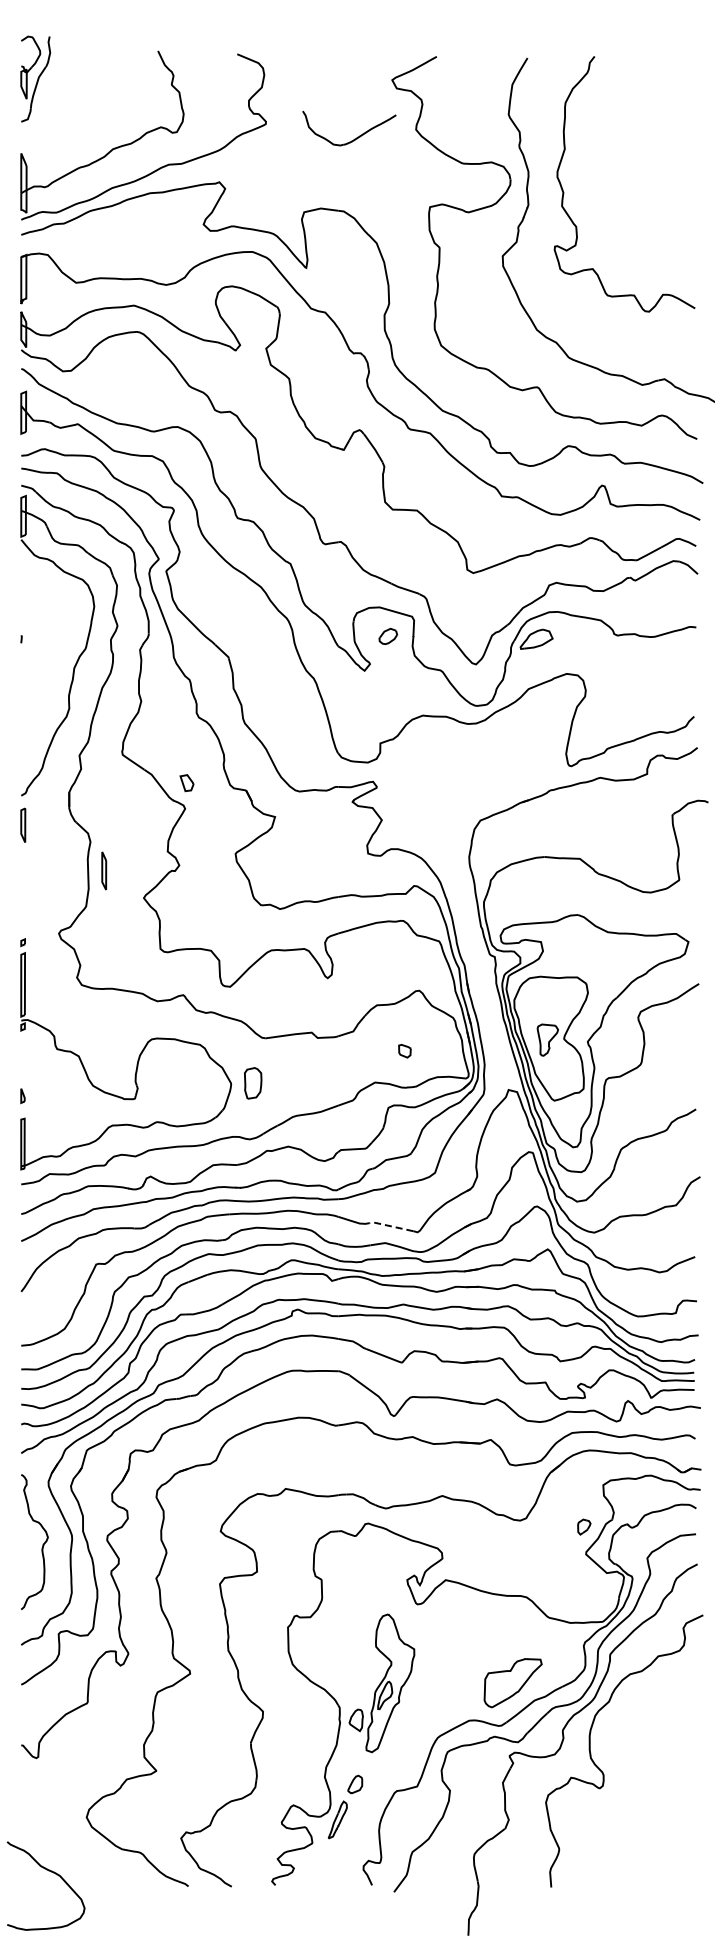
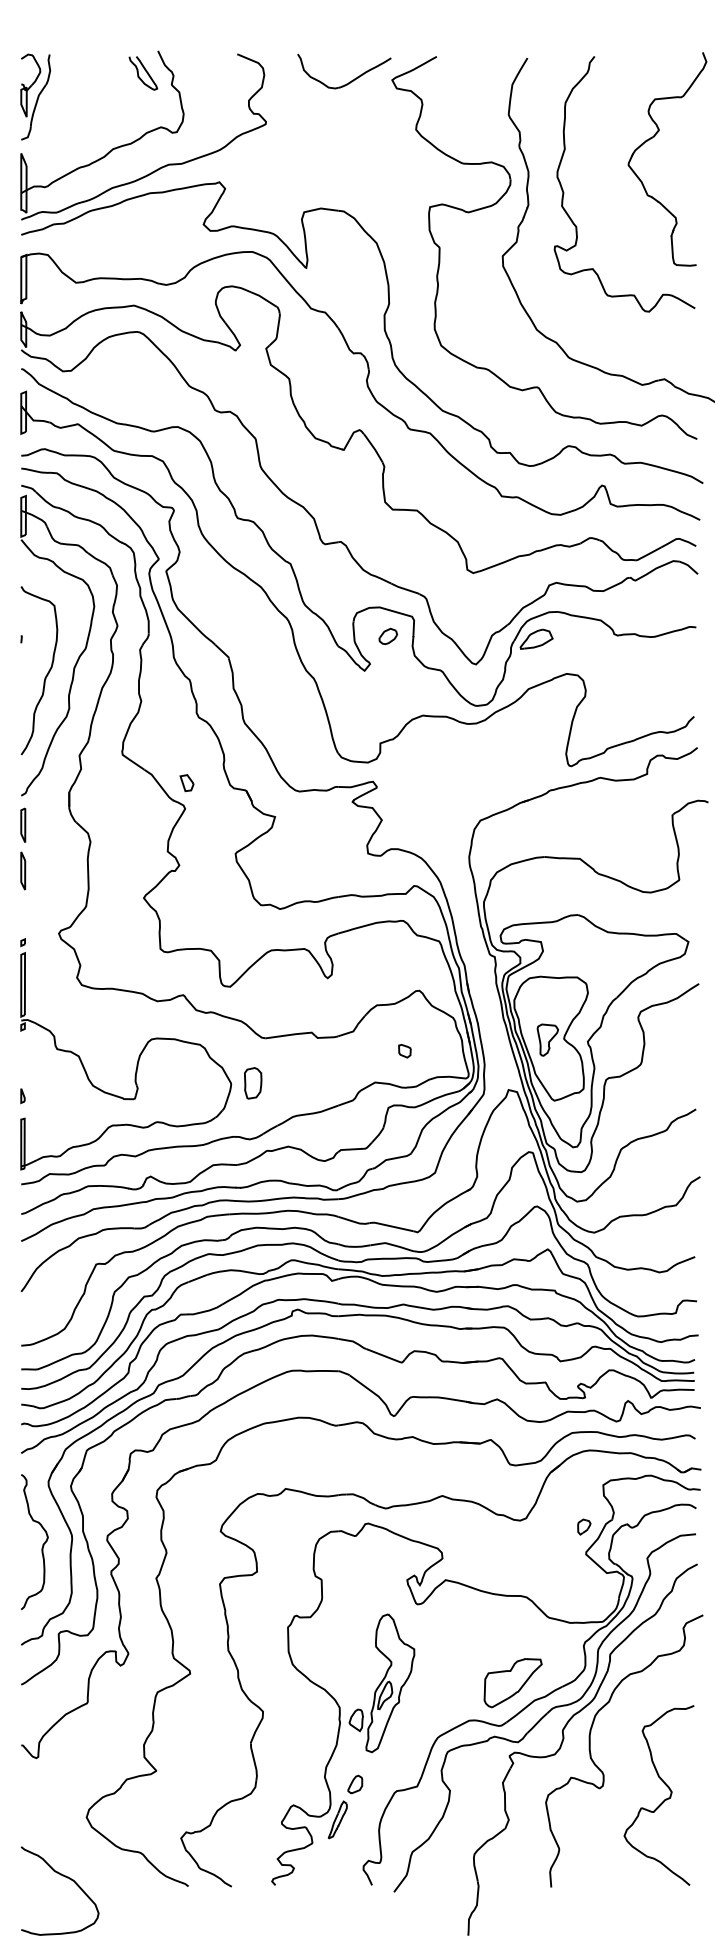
curve: none -> present (145, 71)
part position: (35, 78) -> (35, 96) (35, 96)
part: none -> present (654, 137)
part position: (354, 138) -> (349, 81) (349, 81)
curve: none -> present (46, 674)
part position: (104, 870) -> (23, 870) (23, 870)
line: dashed -> solid (390, 1226)
curve: none -> present (663, 1800)
curve position: (48, 1871) -> (62, 1876) (62, 1876)
